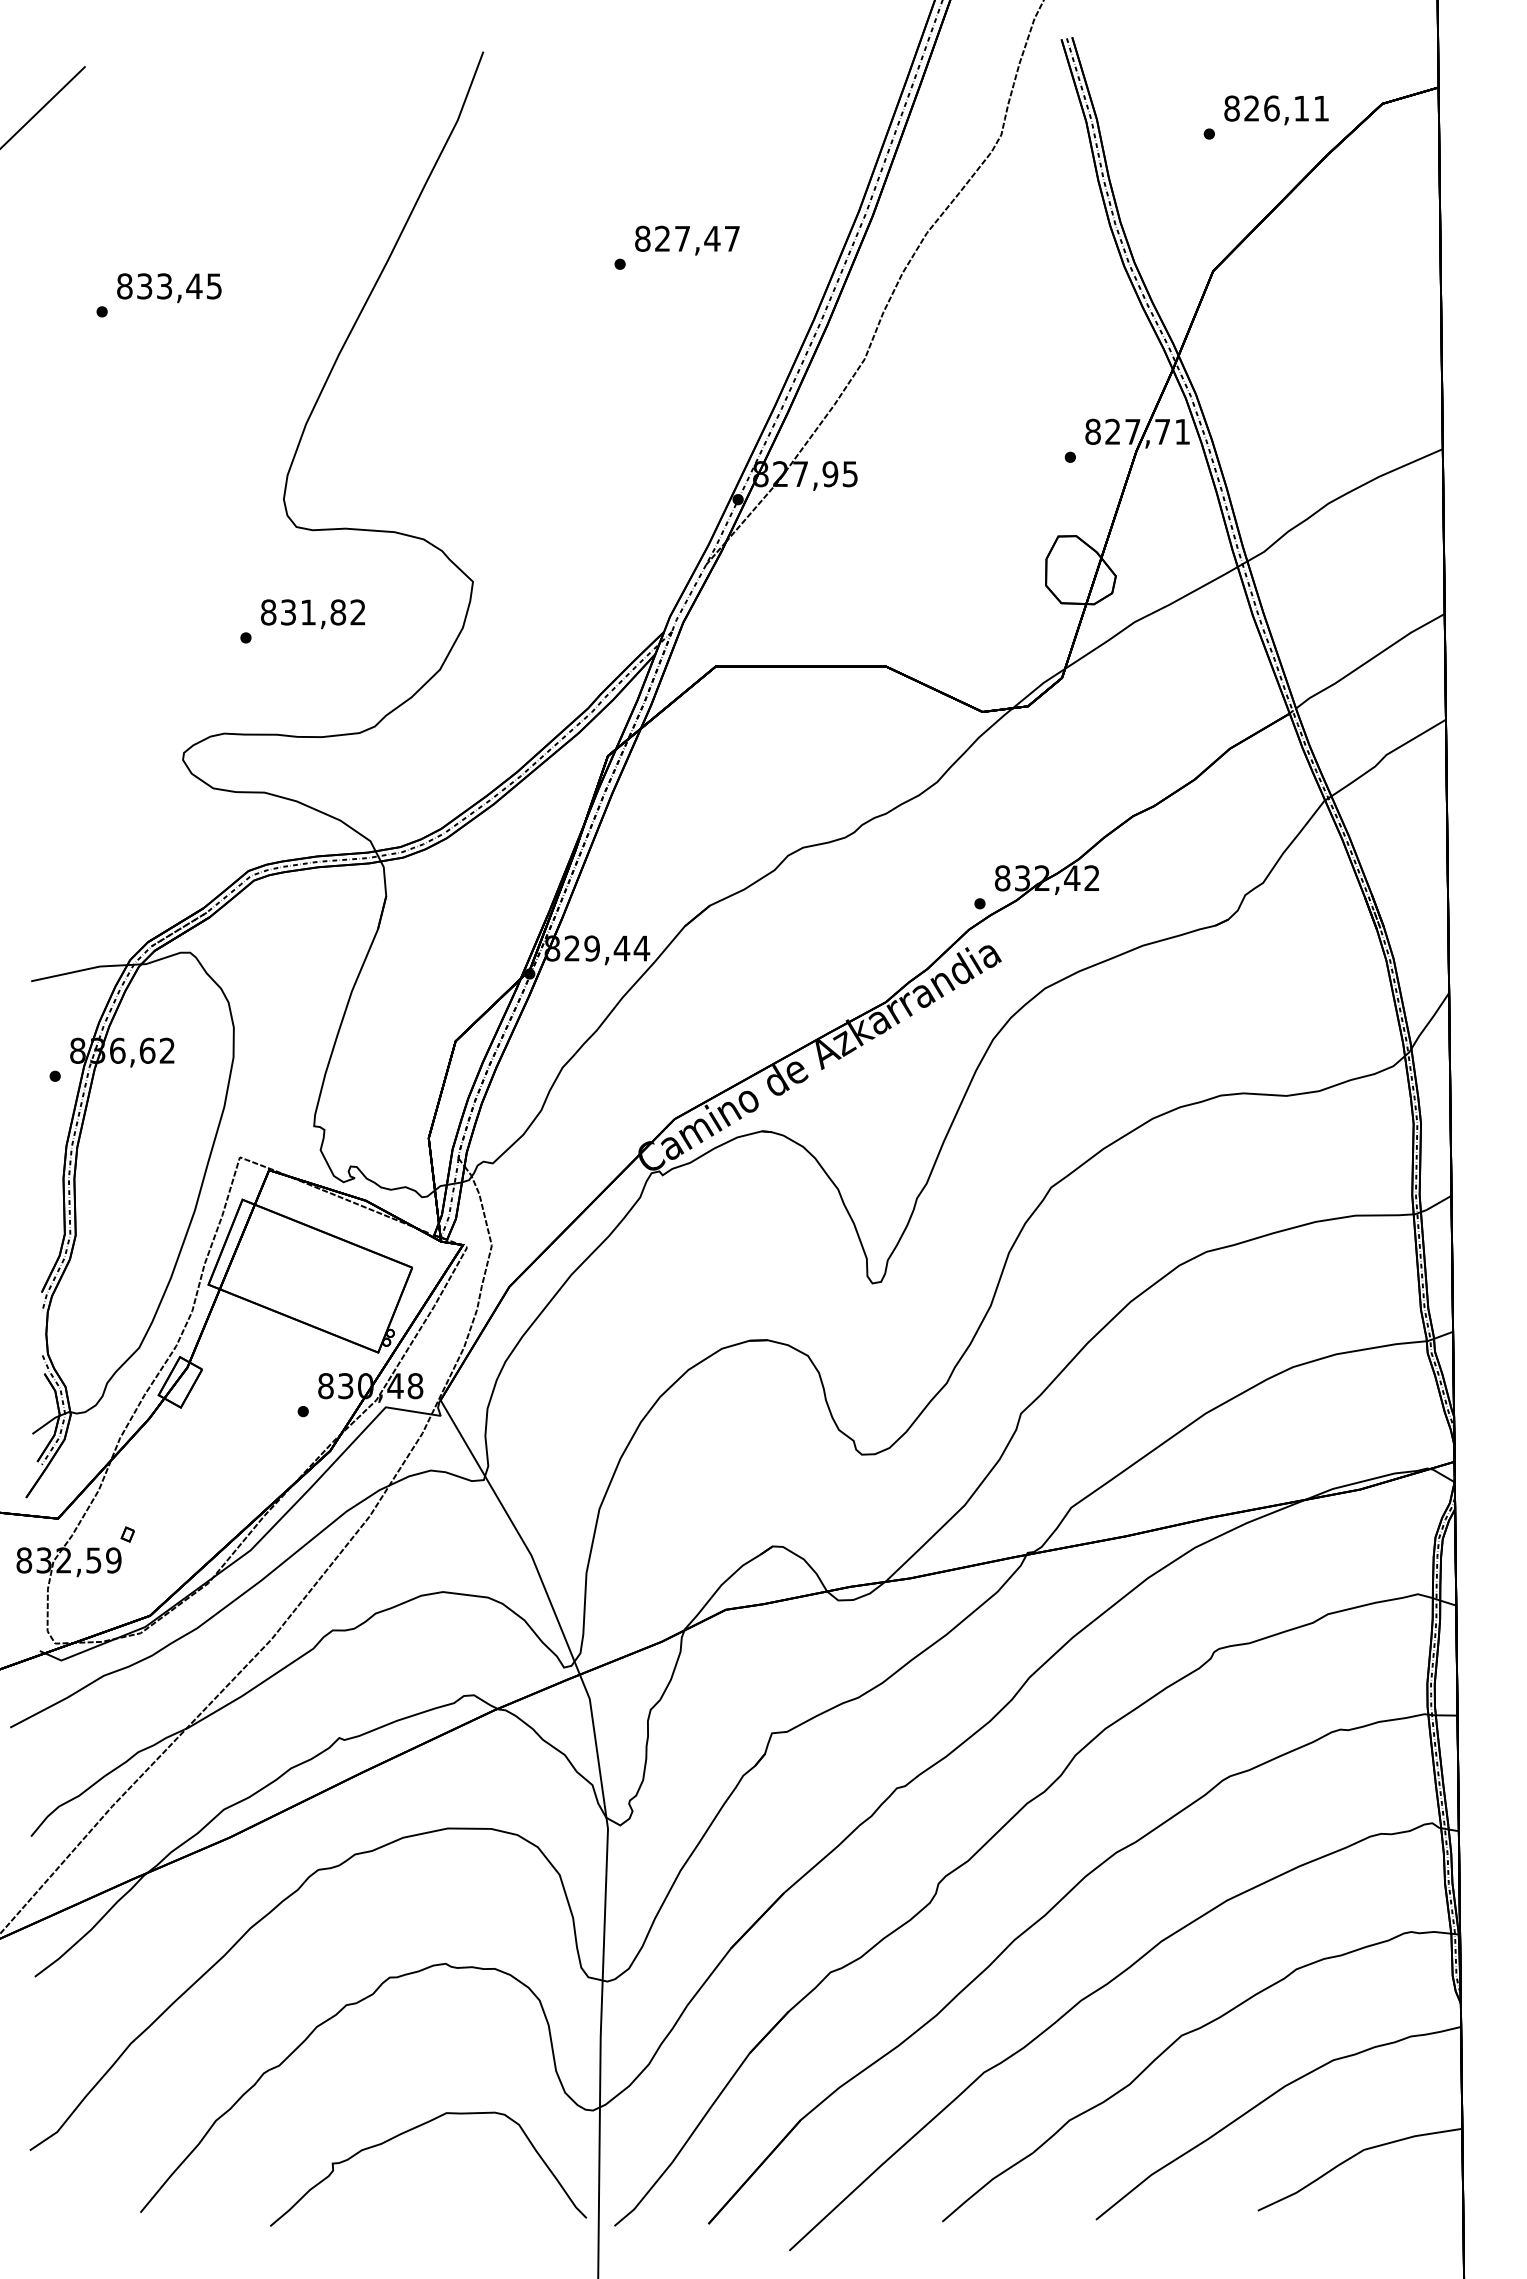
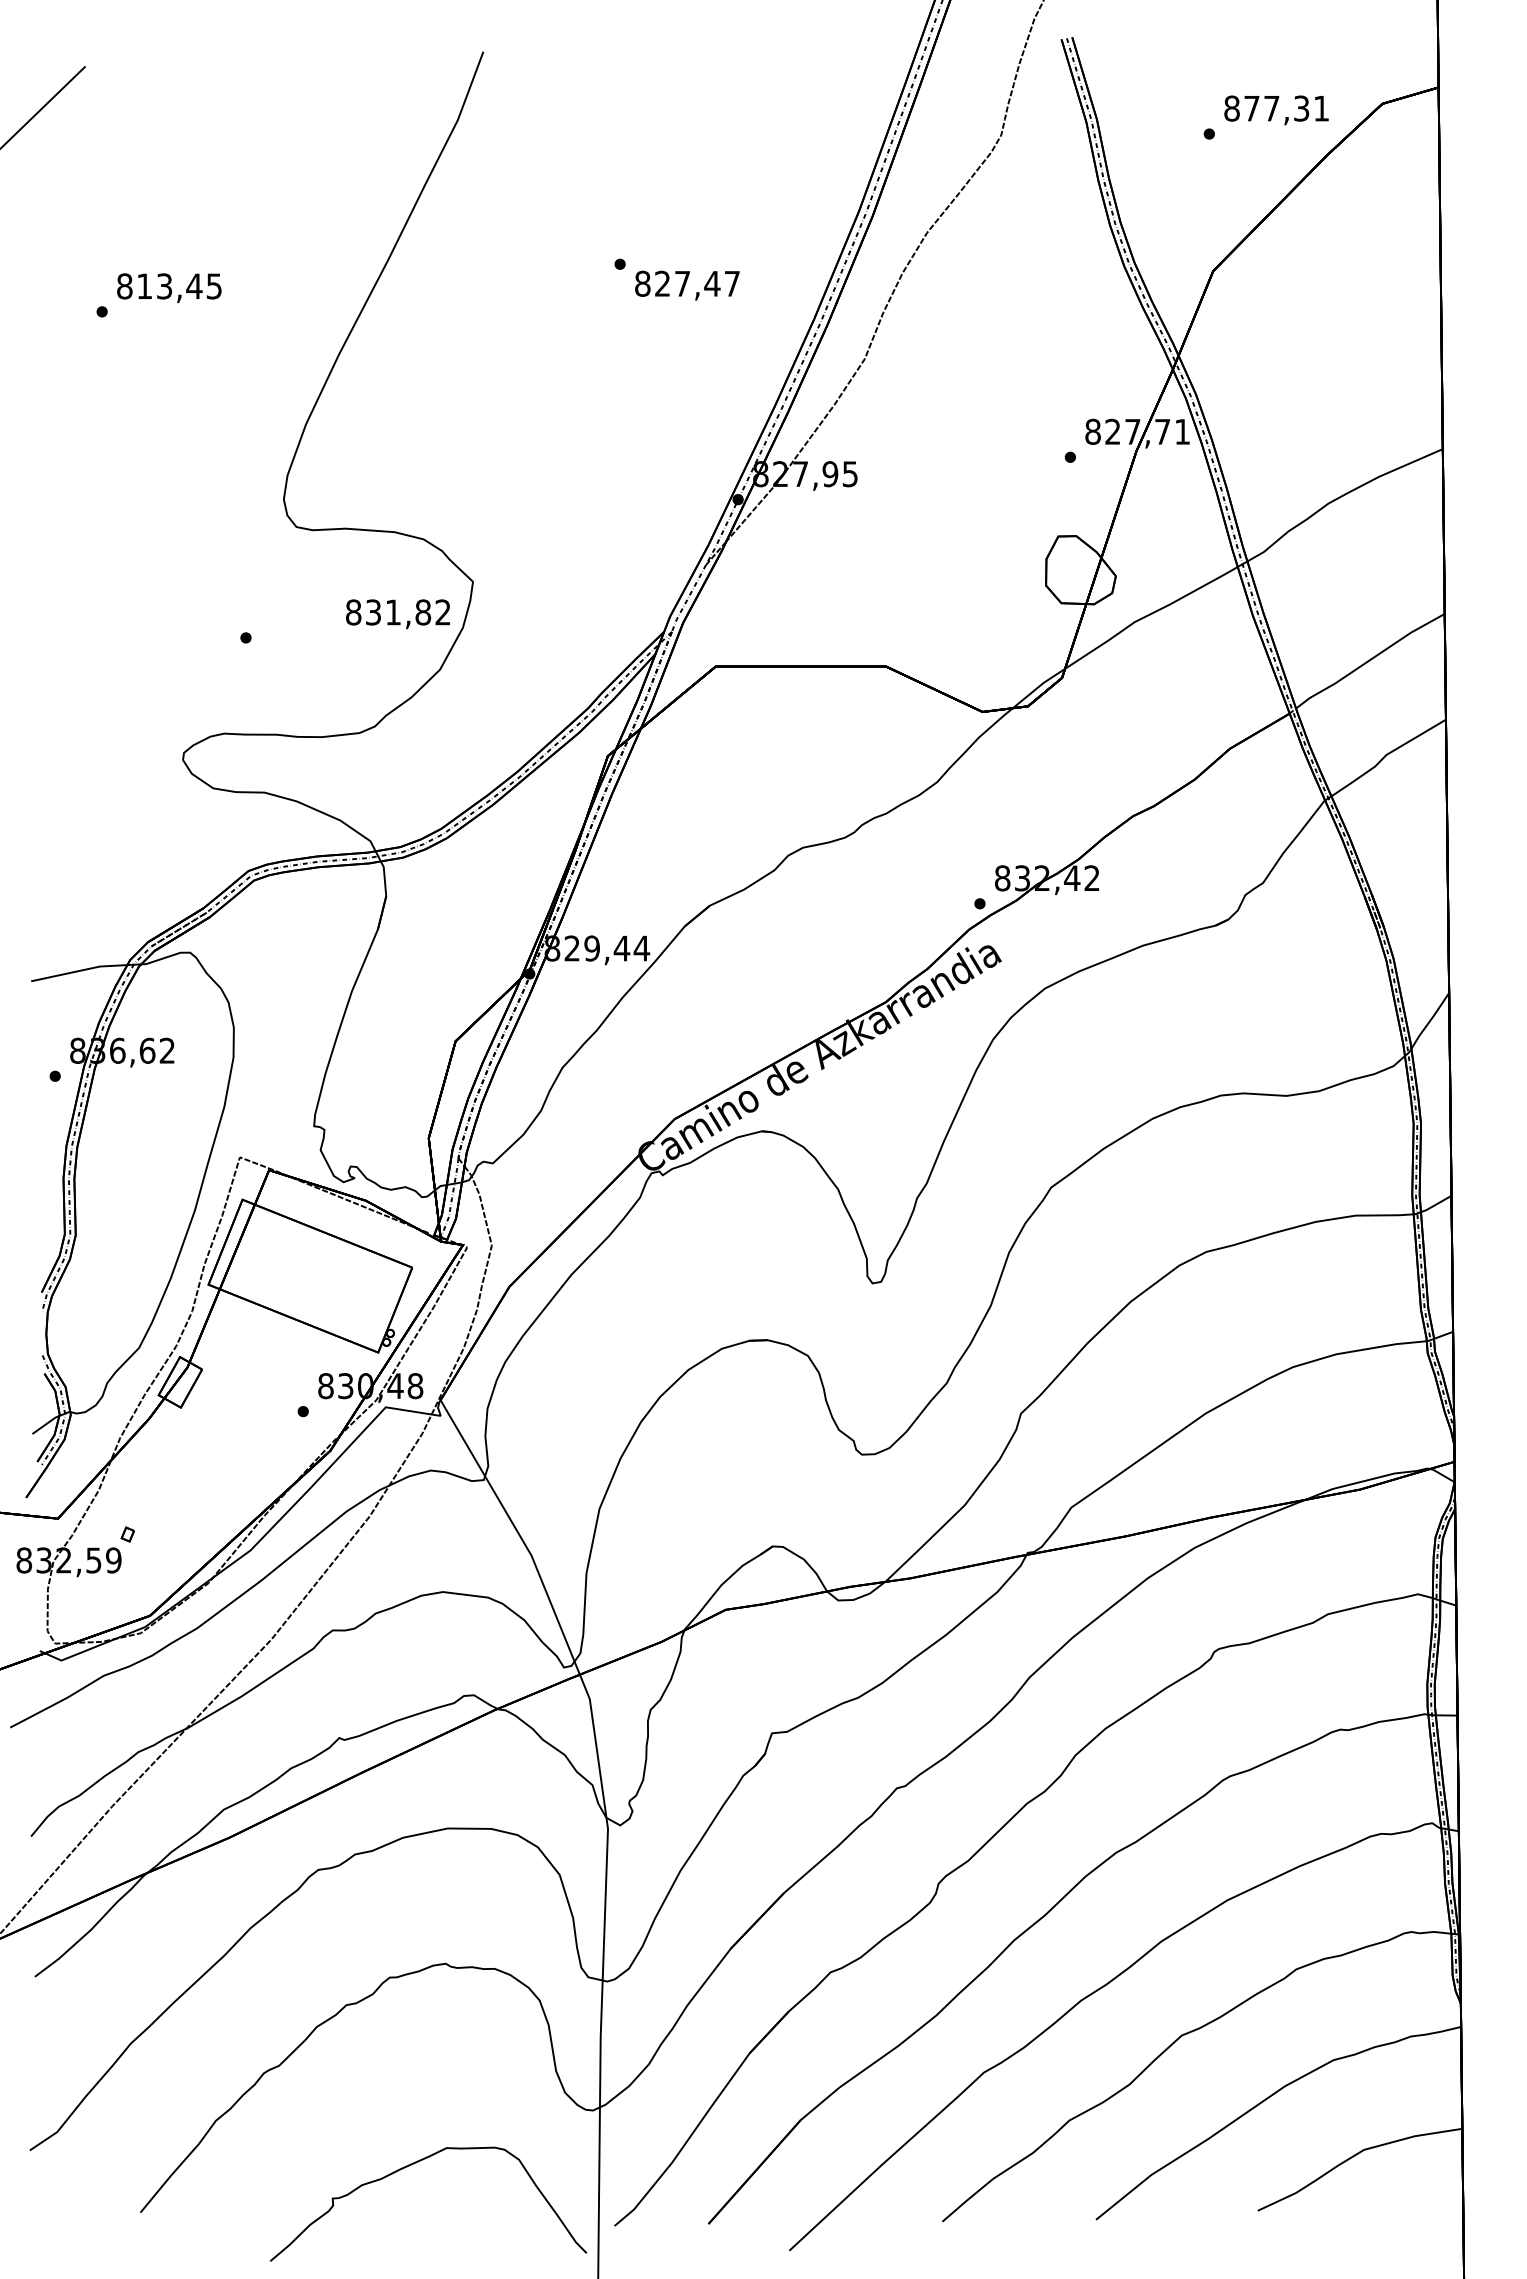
text: 826,11 -> 877,31 (1276, 108)
text position: (687, 240) -> (687, 285) (687, 285)
text: 833,45 -> 813,45 (144, 286)
text position: (312, 614) -> (397, 614) (397, 614)
curve position: (414, 2129) -> (414, 2164) (414, 2164)
